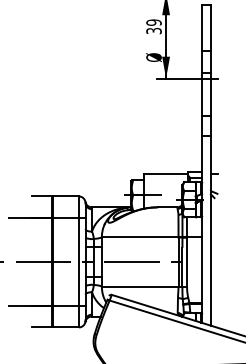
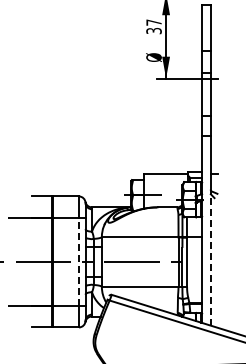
text: 39 -> 37 (153, 22)
line: solid -> dashed (210, 259)
line: solid -> dashed (78, 261)
